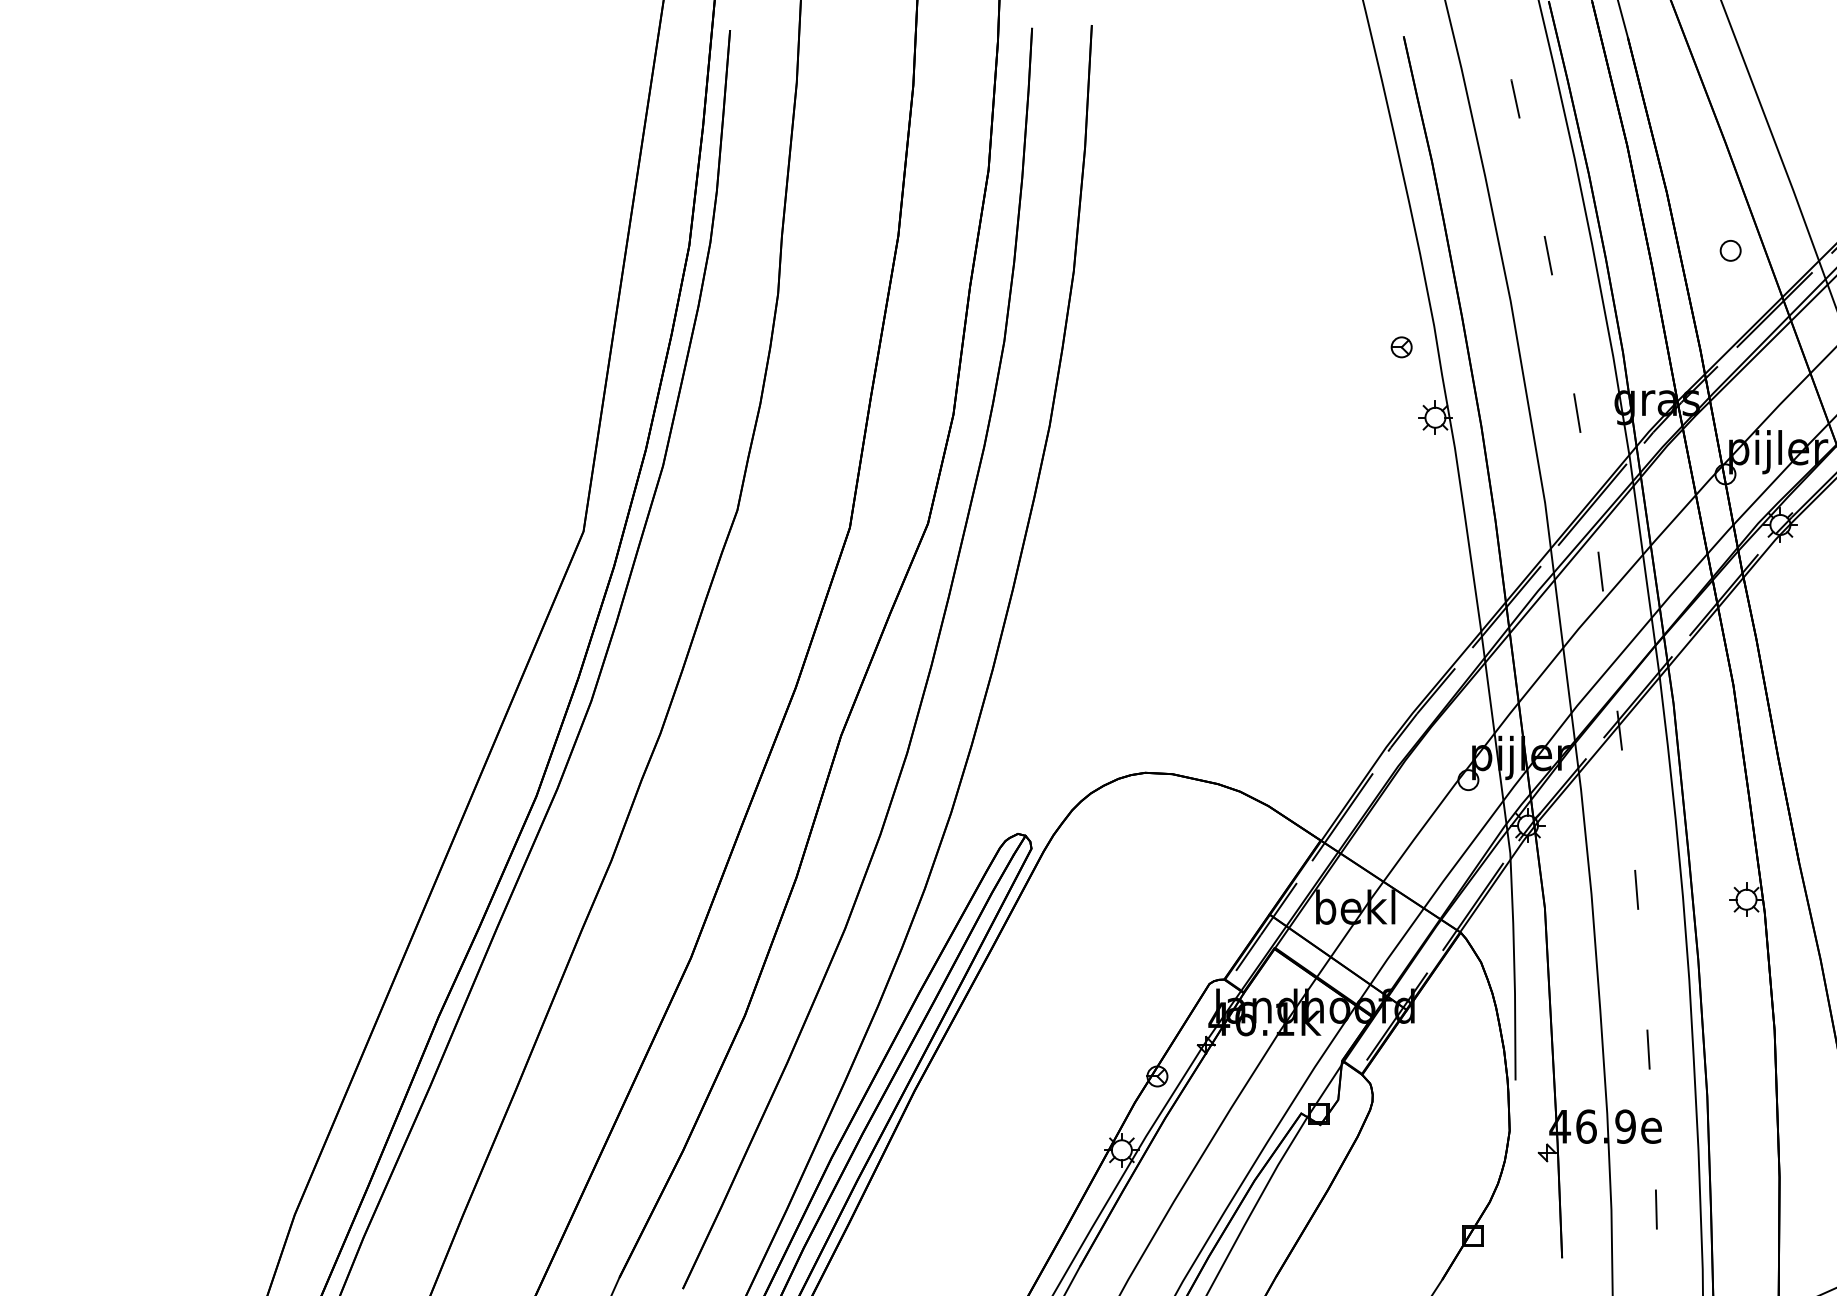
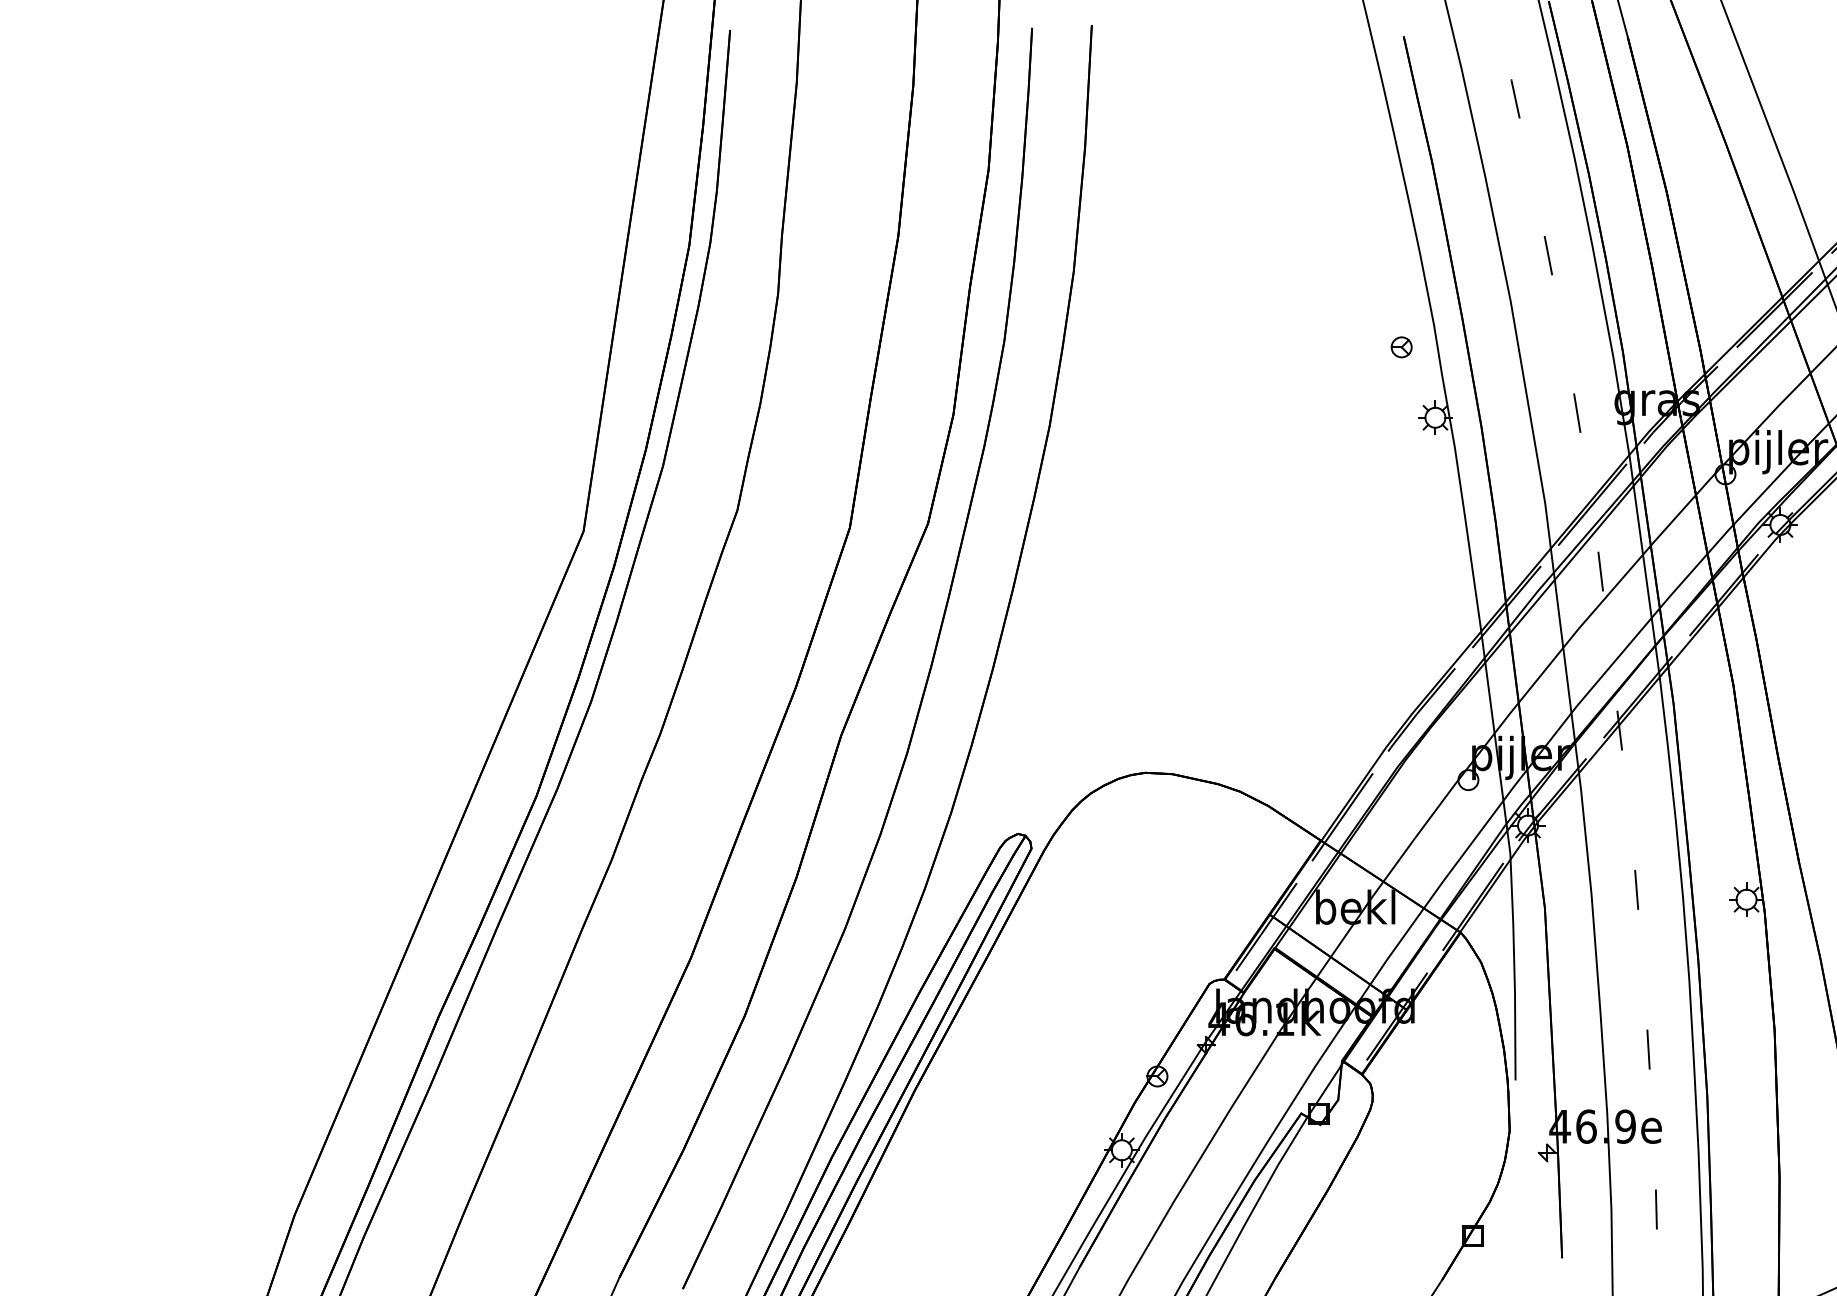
part: present -> none (1730, 250)
